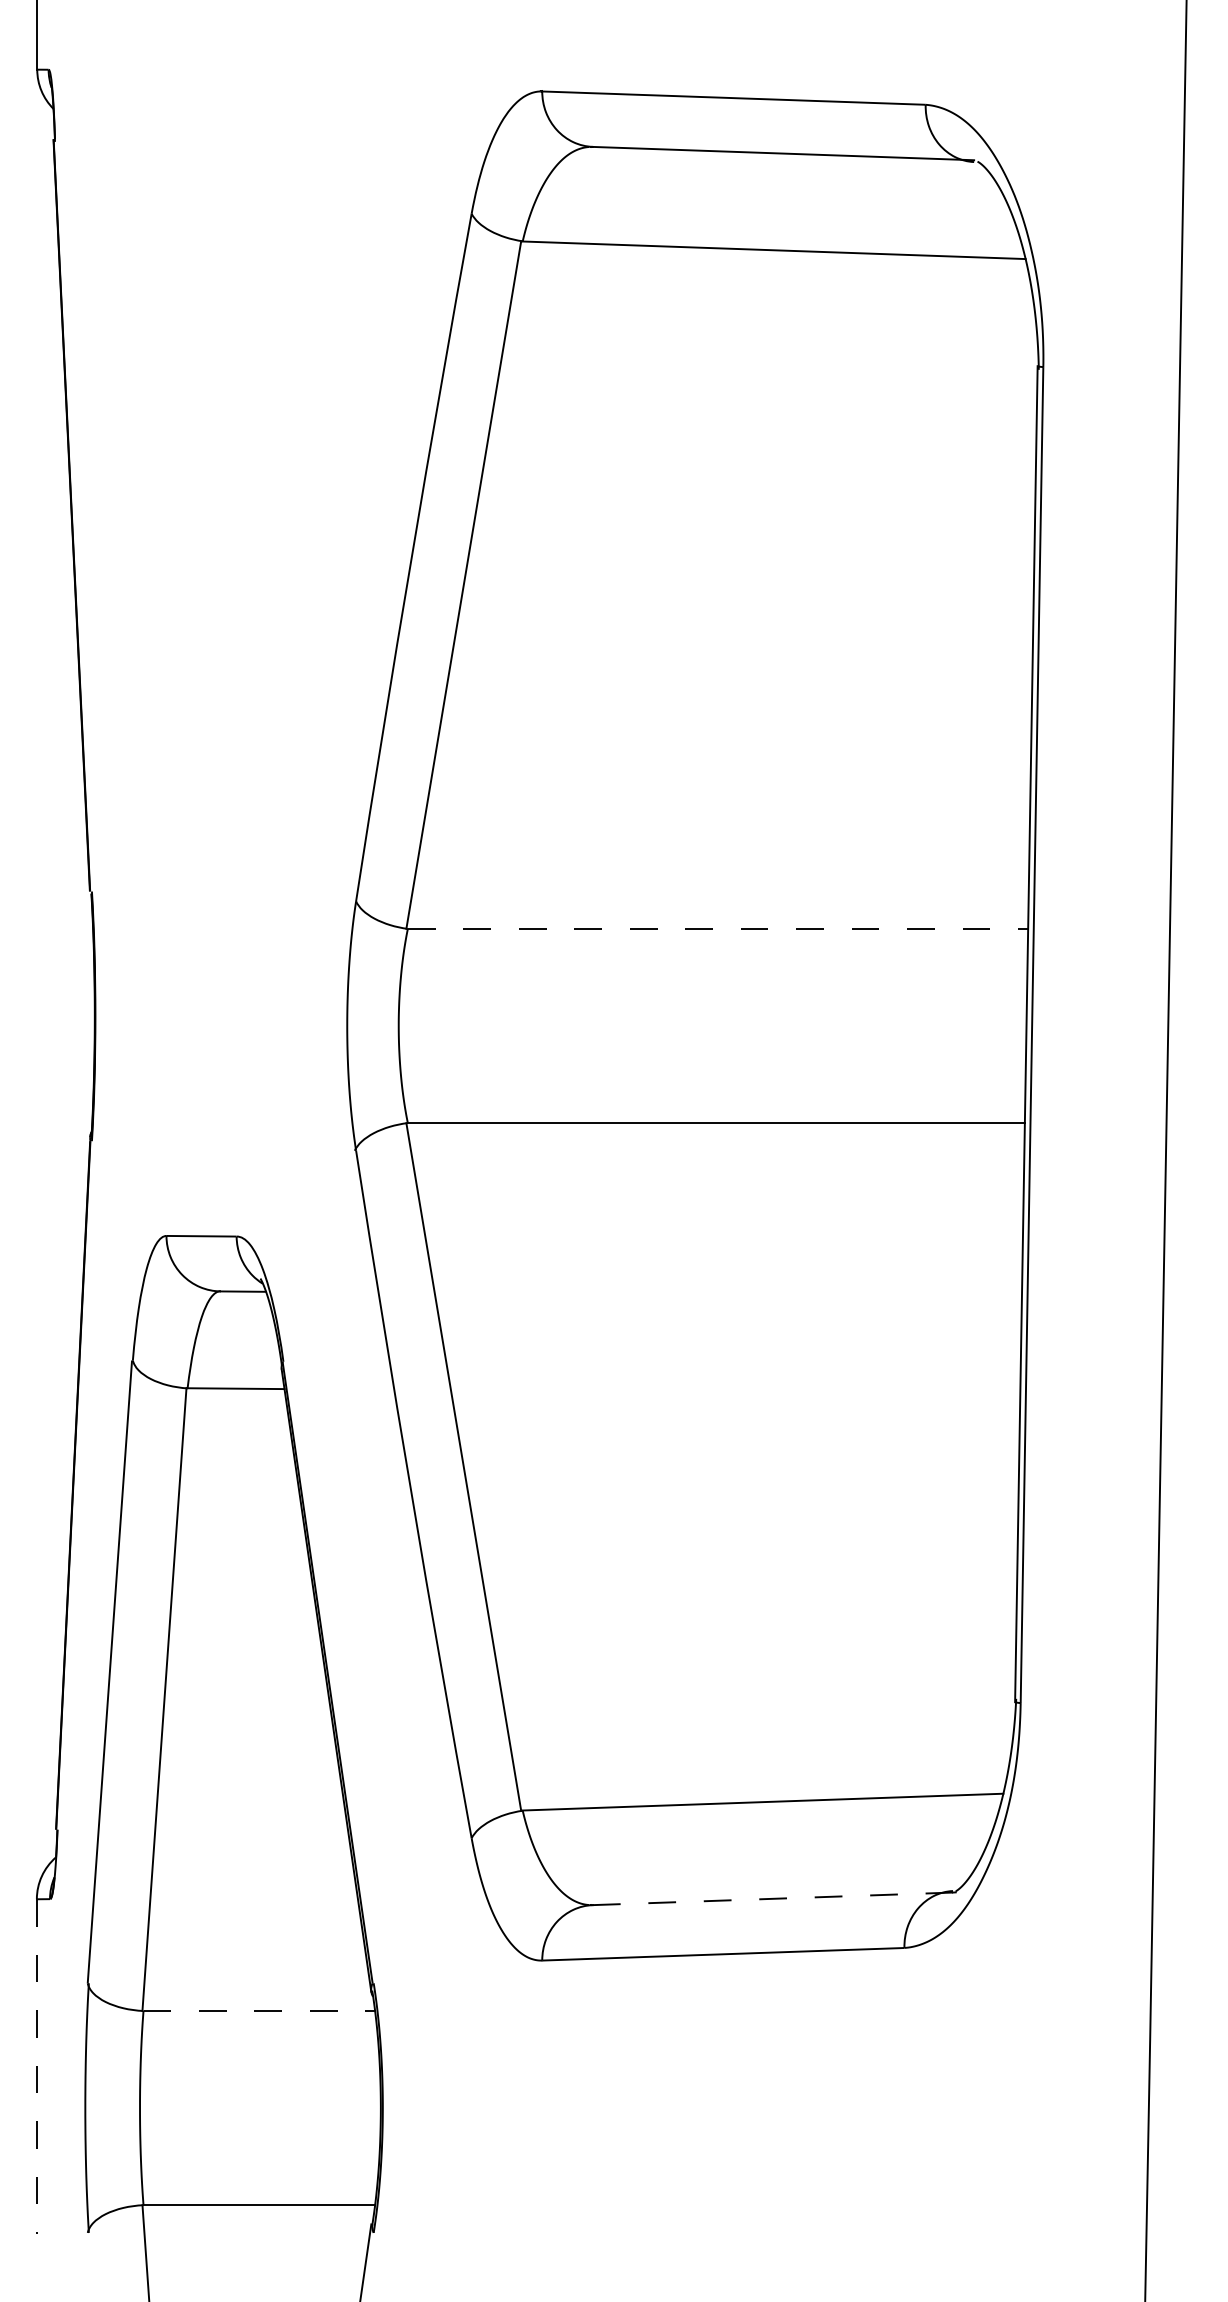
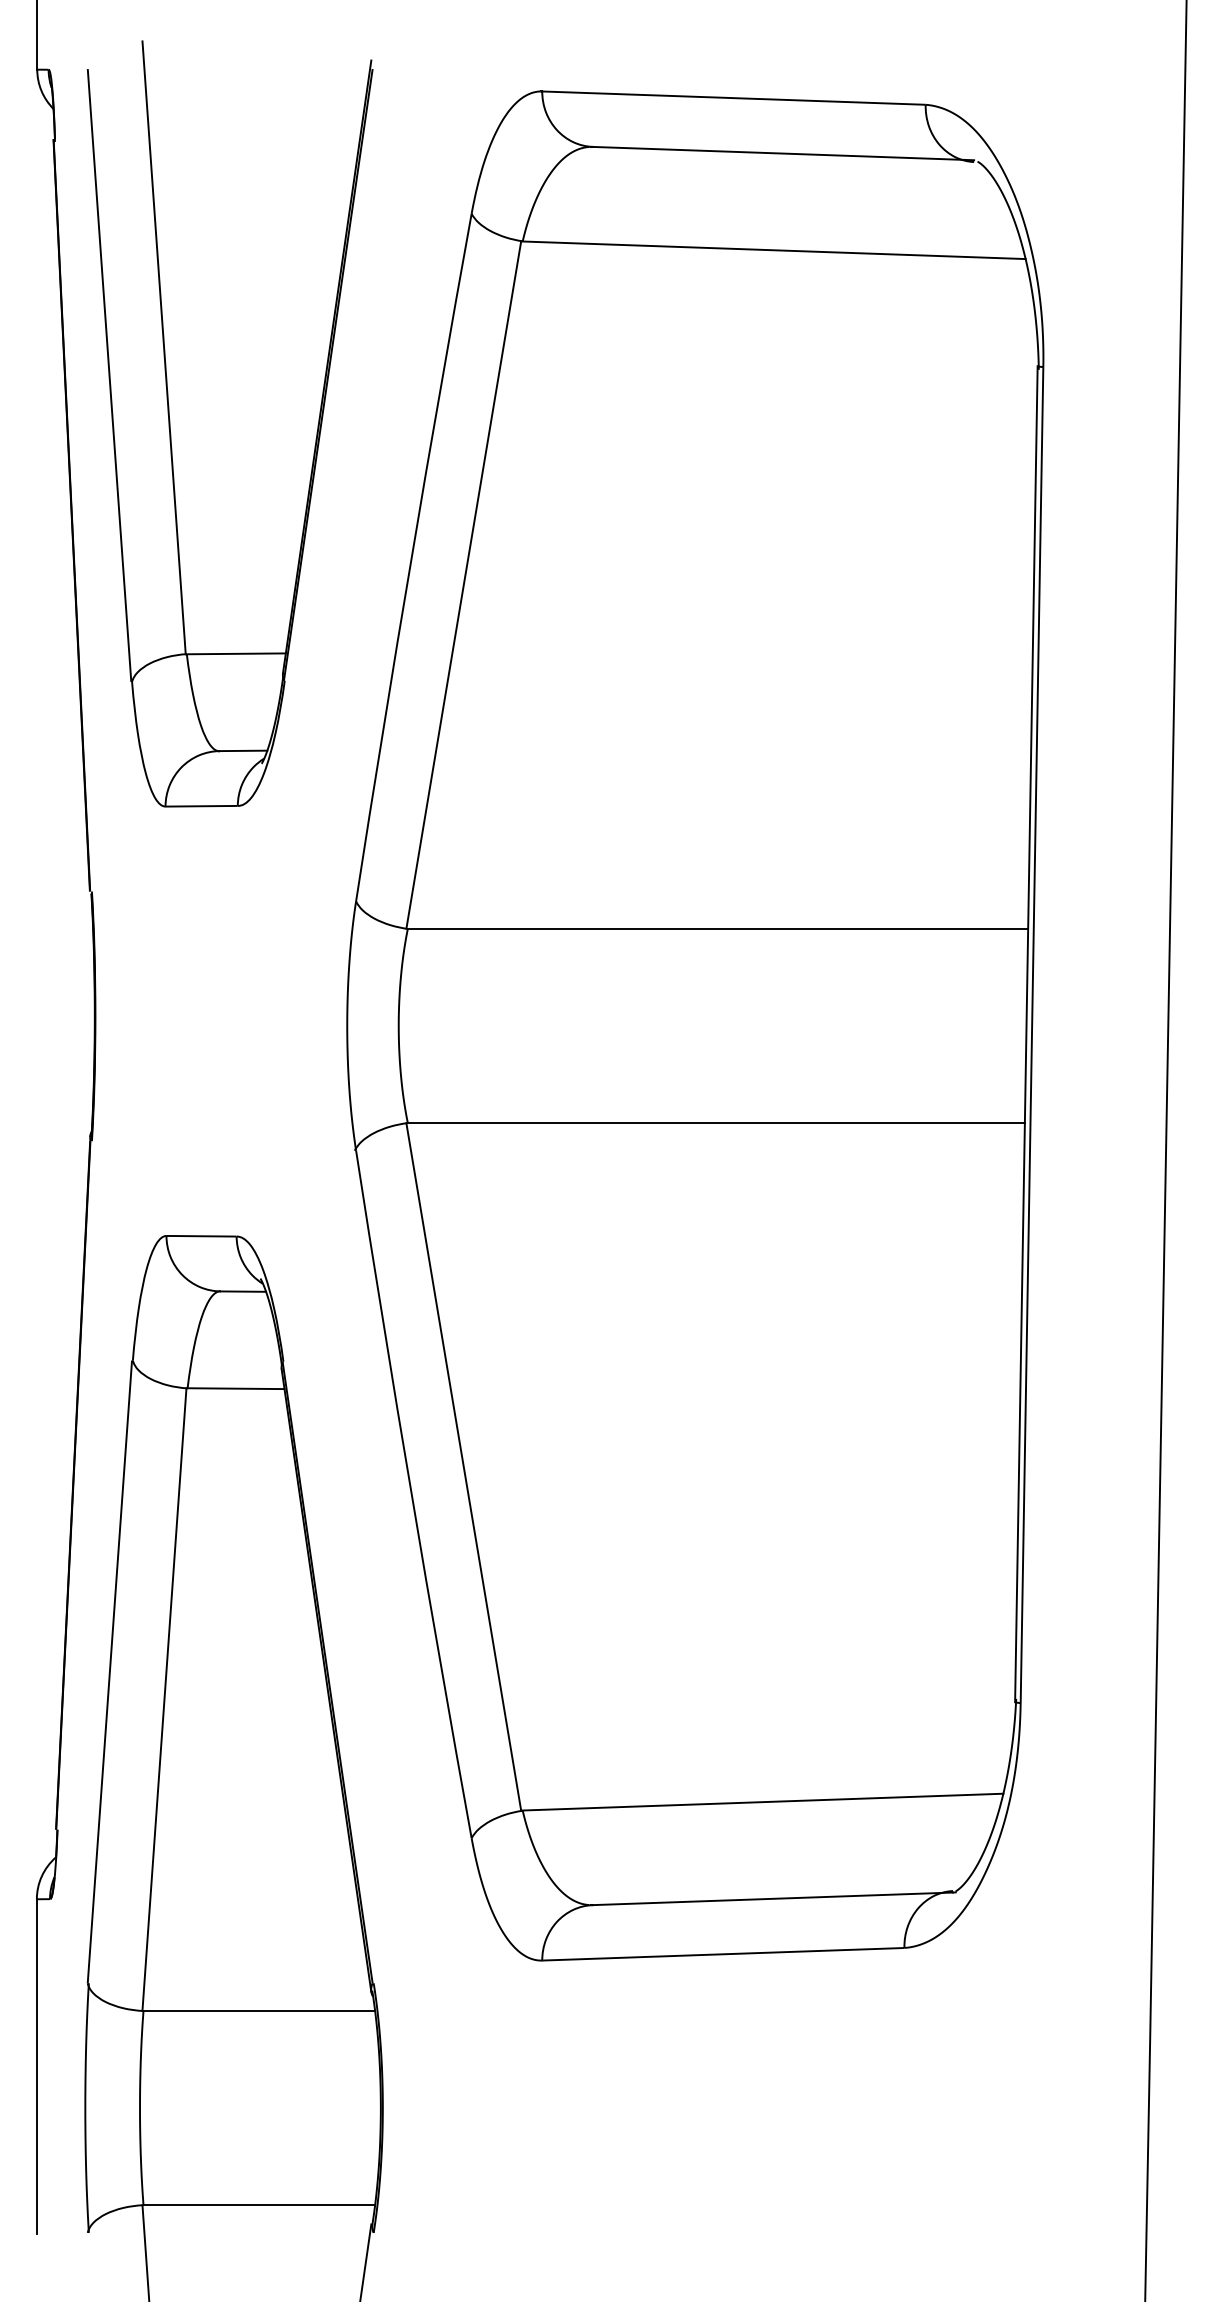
part: none -> present (171, 433)
line: dashed -> solid (718, 928)
line: dashed -> solid (773, 1898)
line: dashed -> solid (259, 2011)
line: dashed -> solid (37, 2066)
